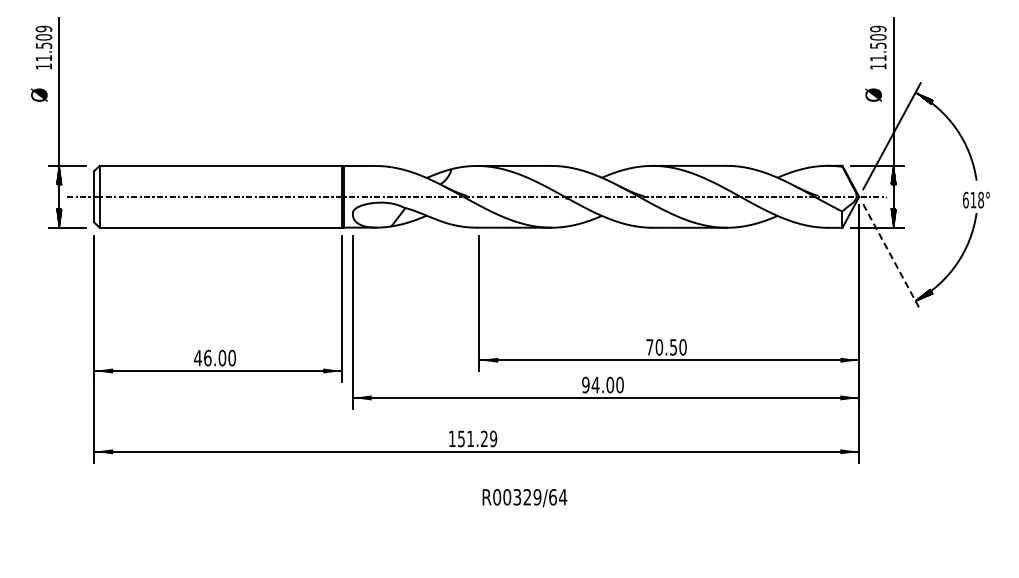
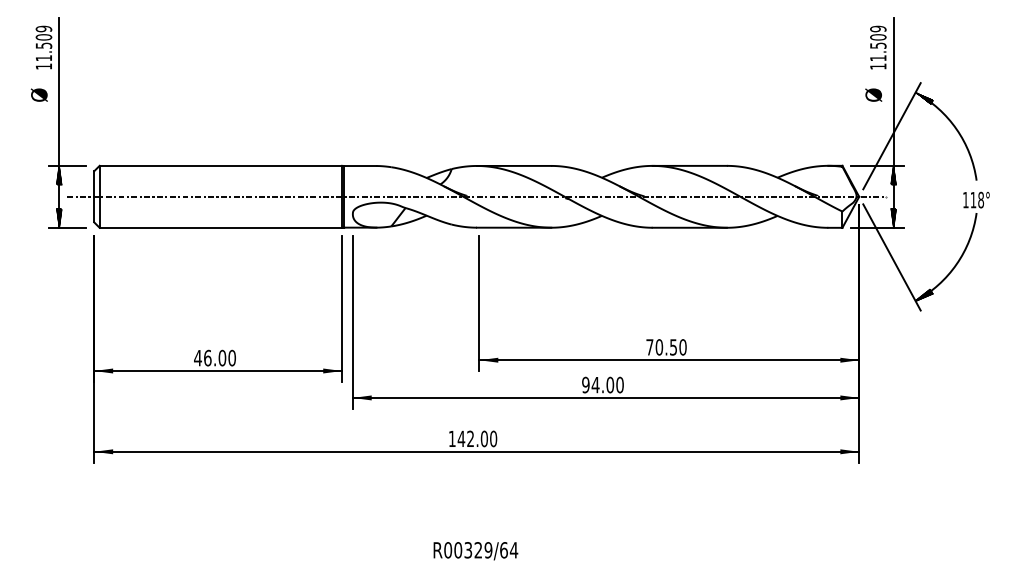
text: 618° -> 118° (965, 199)
line: dashed -> solid (892, 257)
text: 151.29 -> 142.00 (477, 438)
text position: (524, 498) -> (475, 551) (475, 551)
